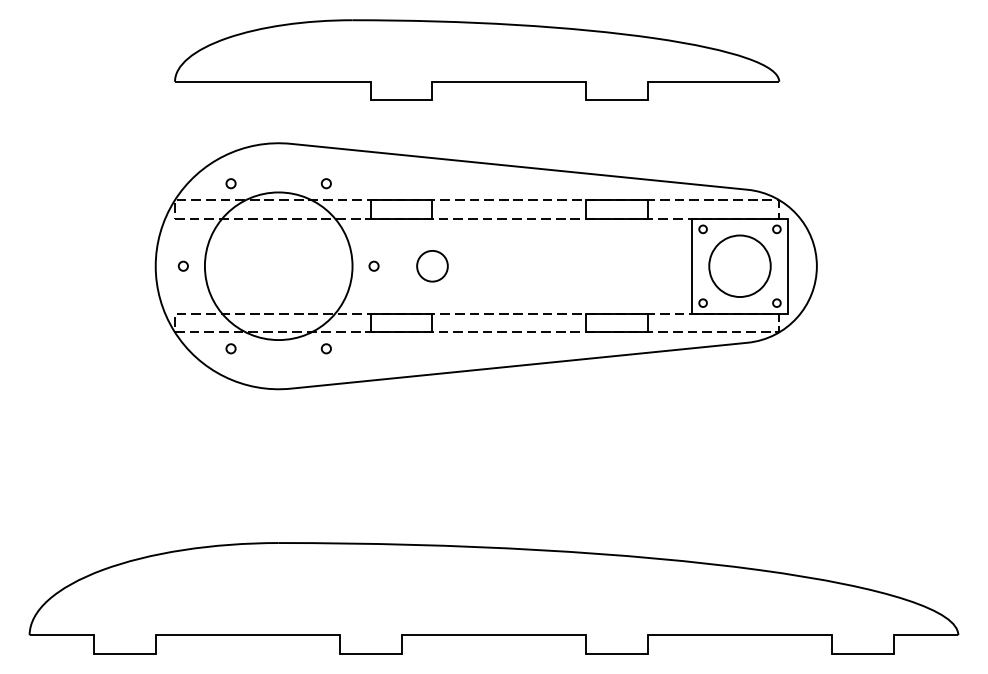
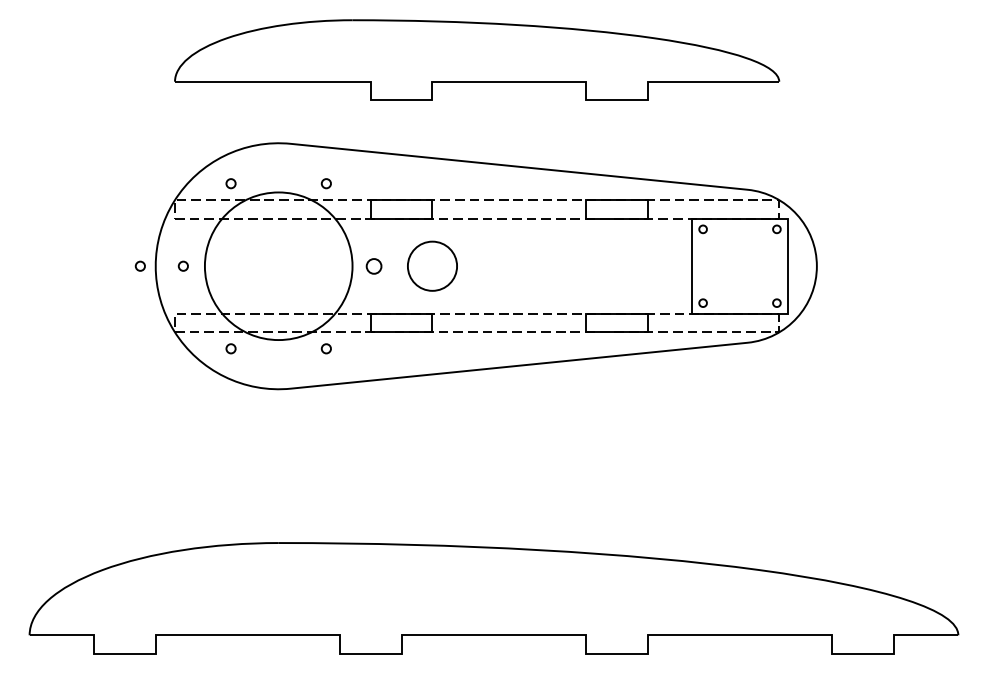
circle: none -> present (139, 265)
circle size: 12x12 px -> 18x17 px (373, 266)
circle diameter: 31 px -> 49 px (432, 265)
part: present -> none (739, 265)
